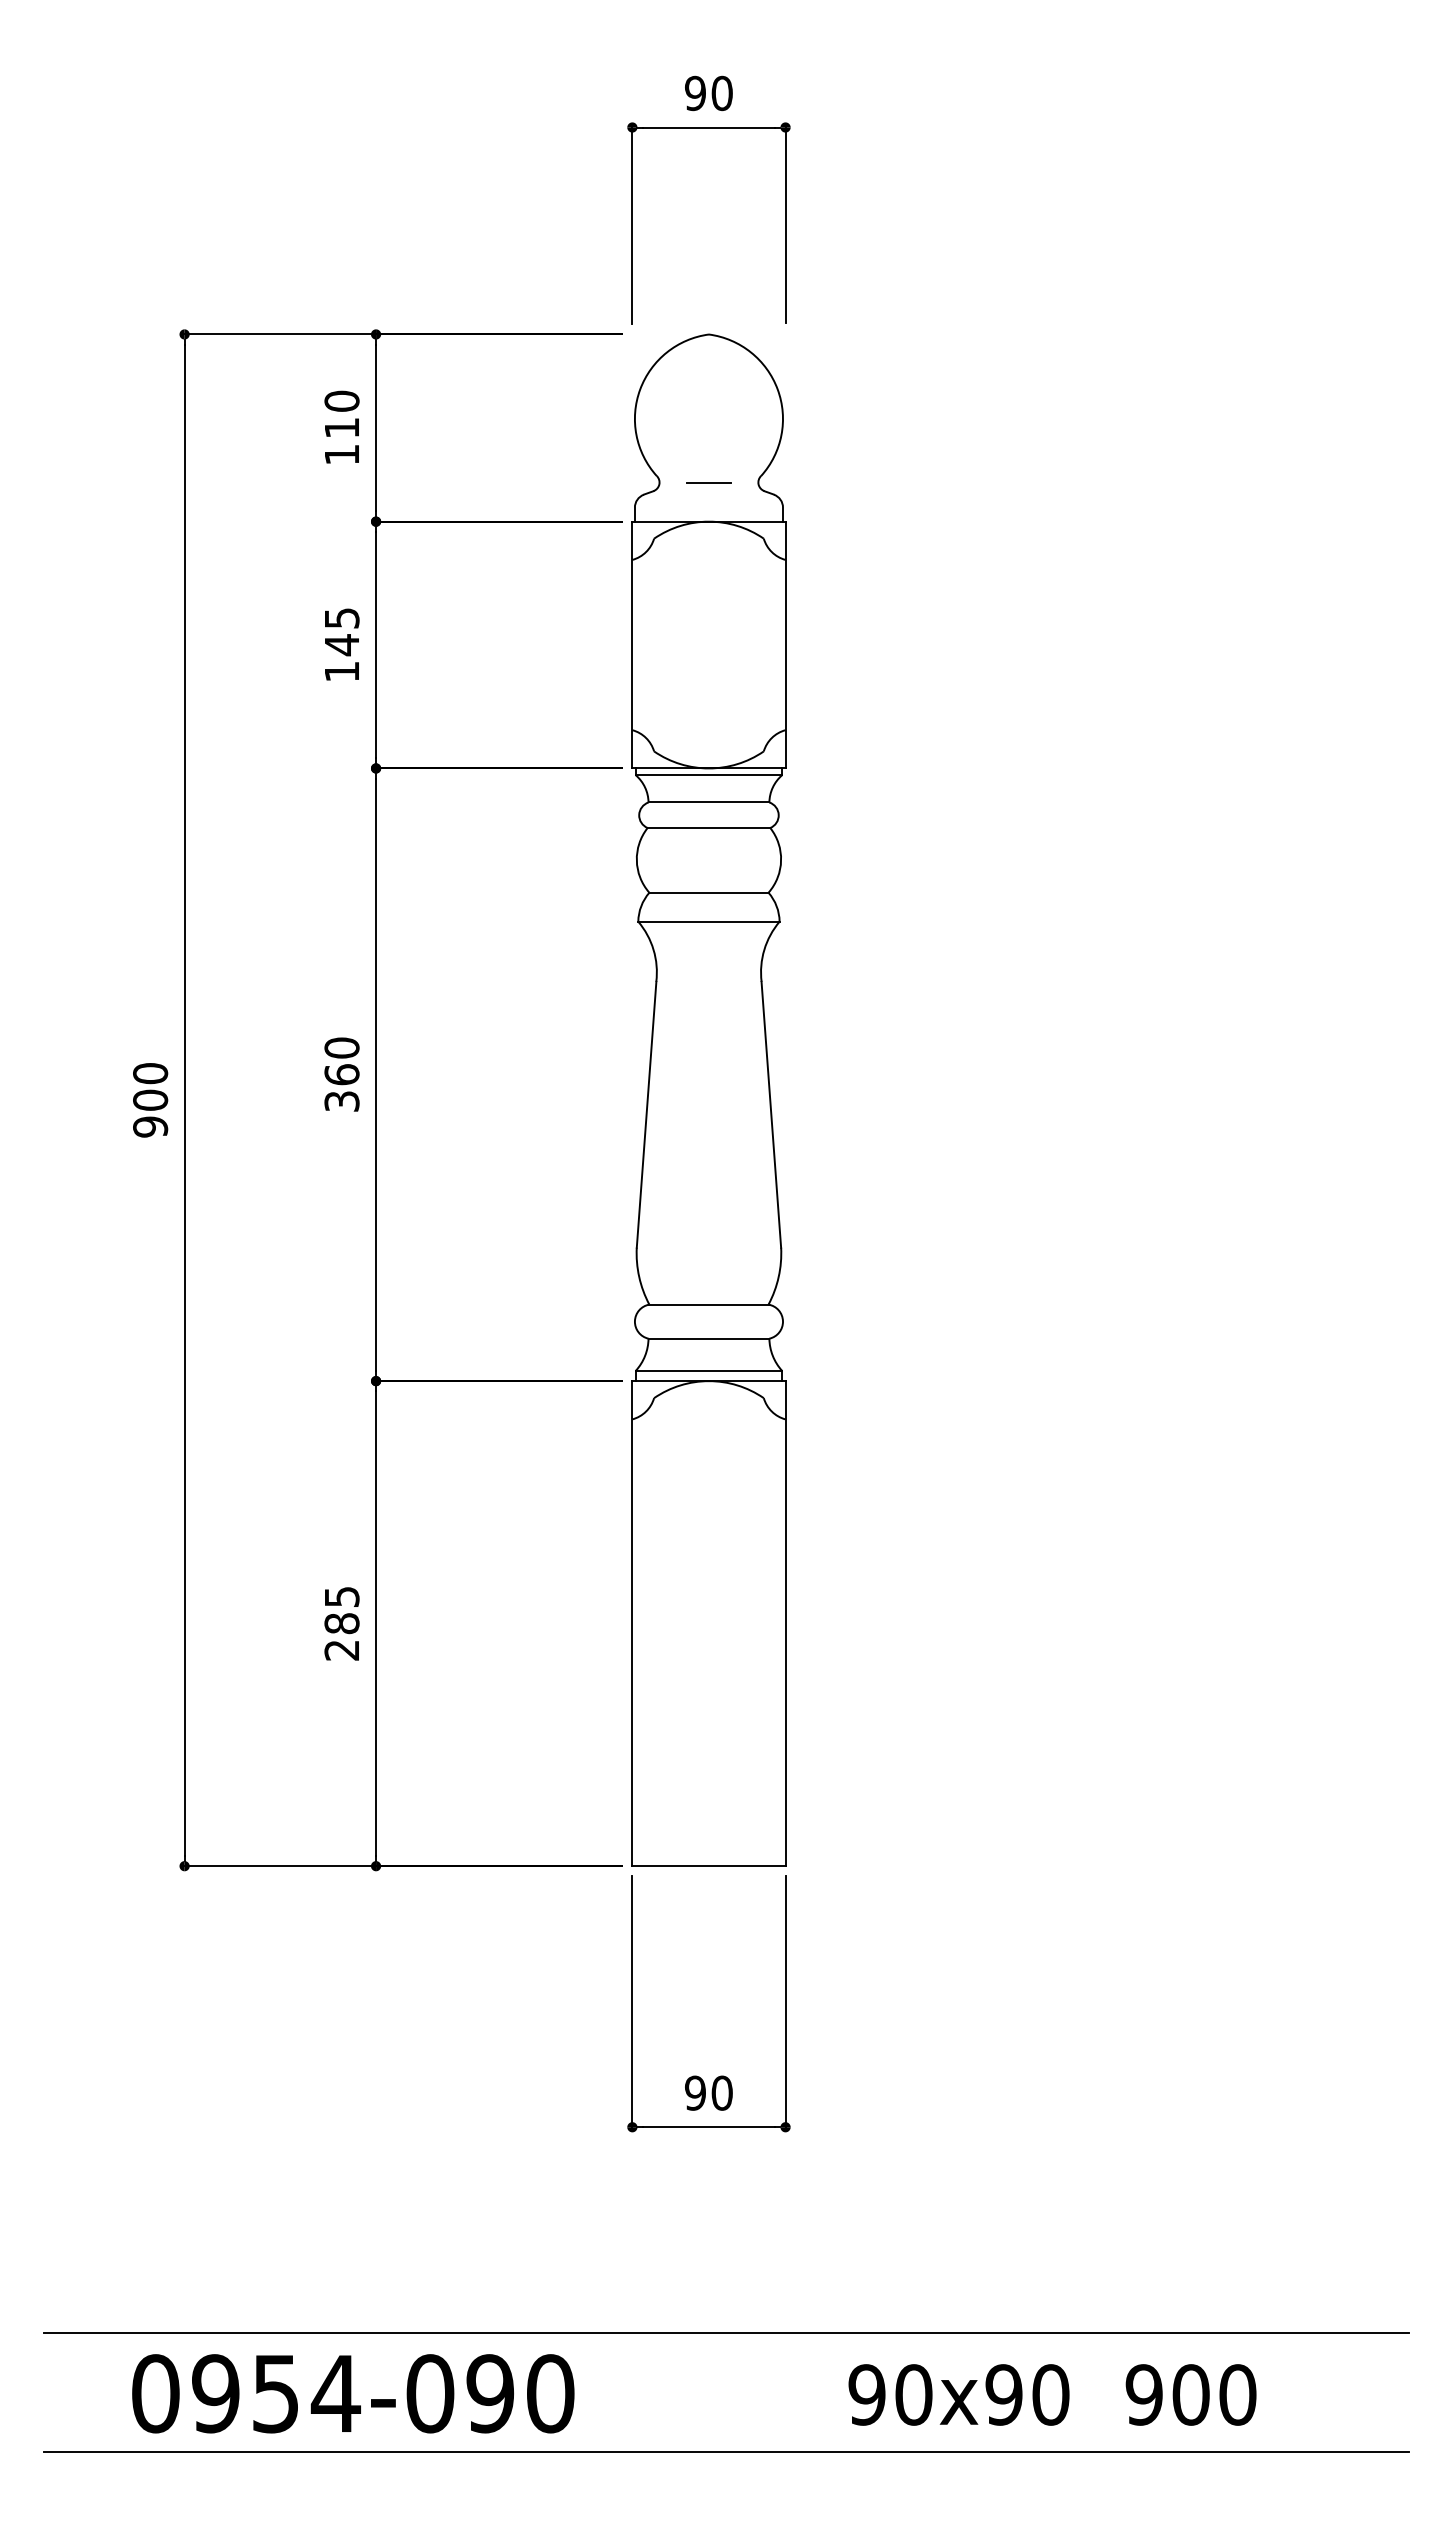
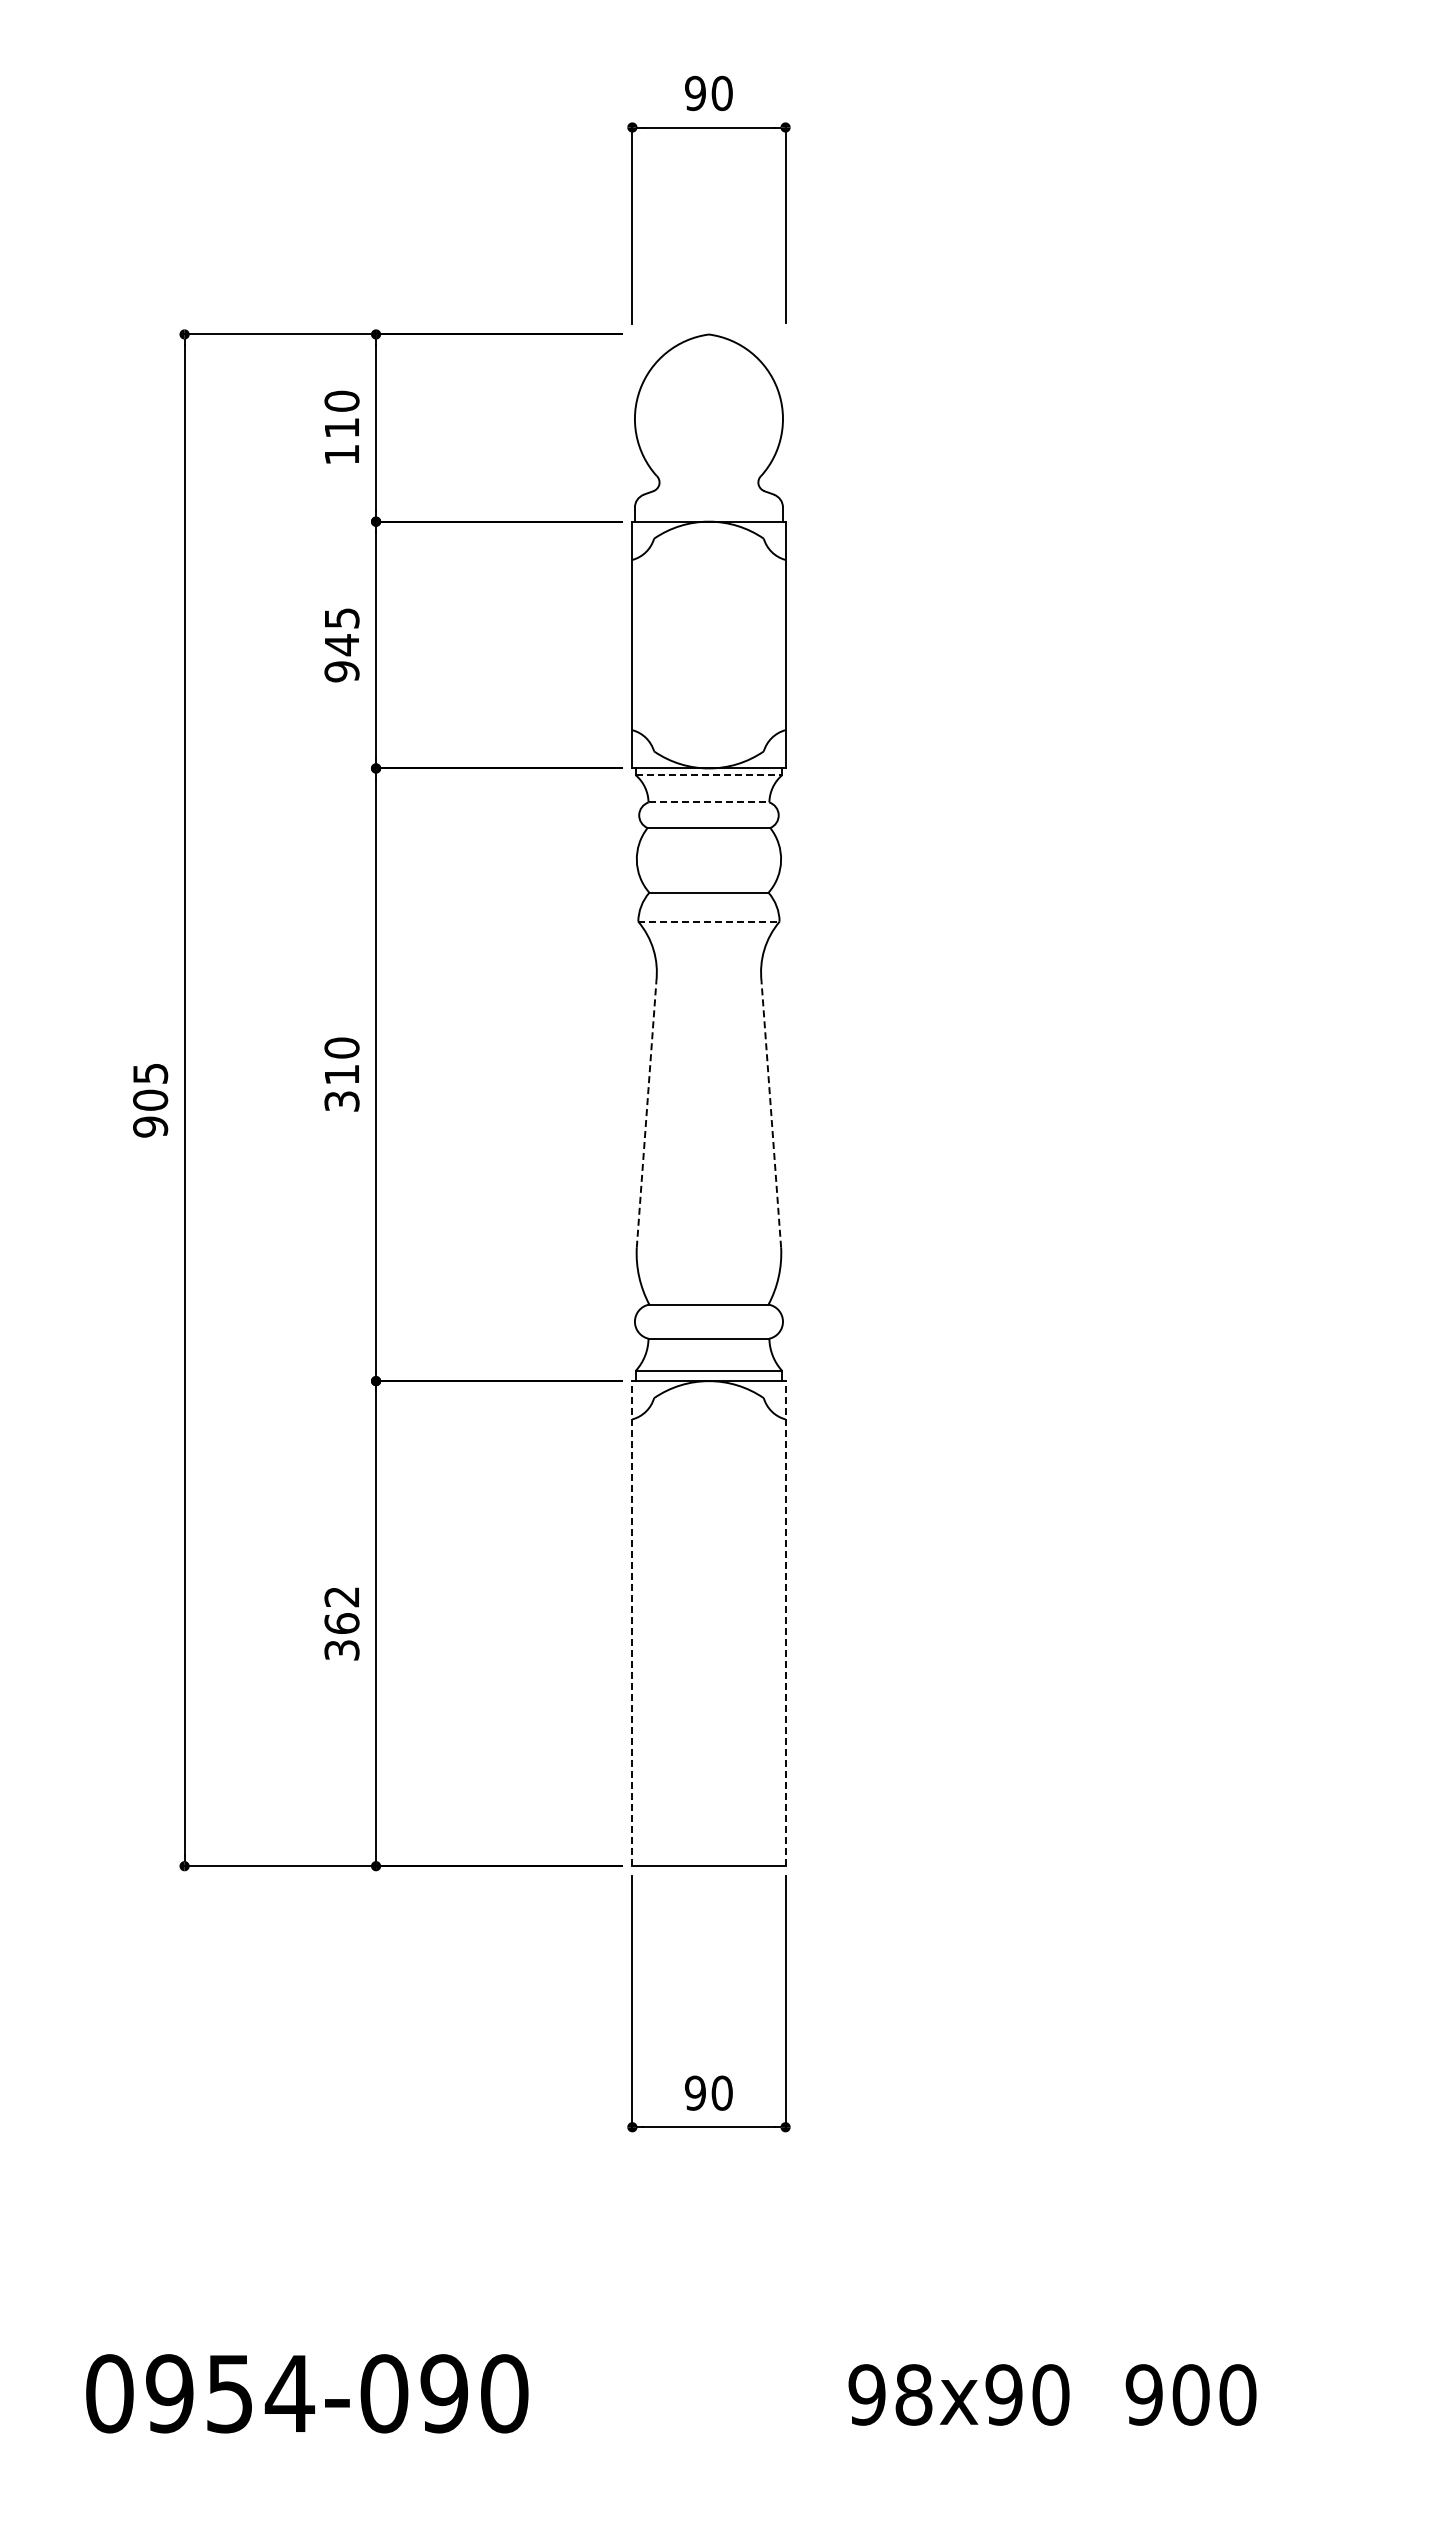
line: present -> none (708, 482)
text: 145 -> 945 (341, 671)
line: solid -> dashed (709, 775)
line: solid -> dashed (709, 802)
line: solid -> dashed (708, 921)
text: 900 -> 905 (150, 1073)
text: 360 -> 310 (341, 1074)
line: solid -> dashed (646, 1114)
line: solid -> dashed (771, 1114)
text: 285 -> 362 (341, 1623)
line: solid -> dashed (632, 1623)
line: solid -> dashed (785, 1623)
line: present -> none (726, 2333)
text position: (353, 2393) -> (307, 2393) (307, 2393)
text: 90x90 -> 98x90 (913, 2394)
line: present -> none (726, 2452)
